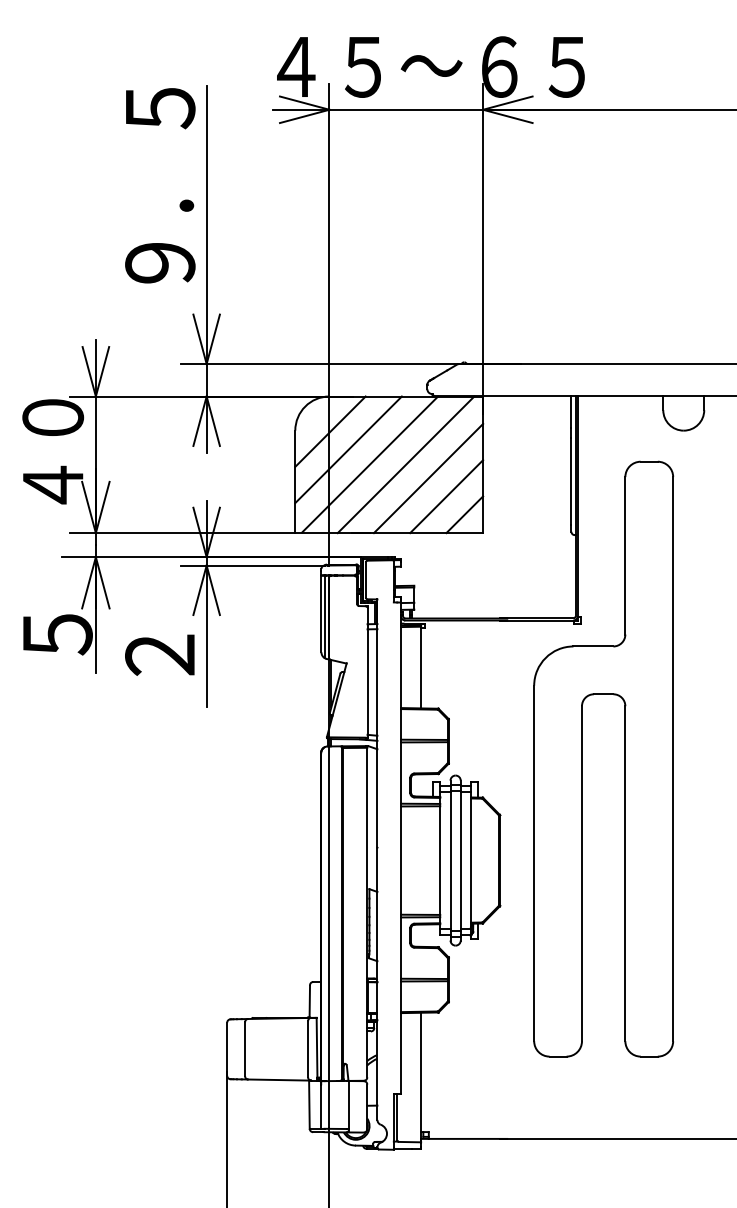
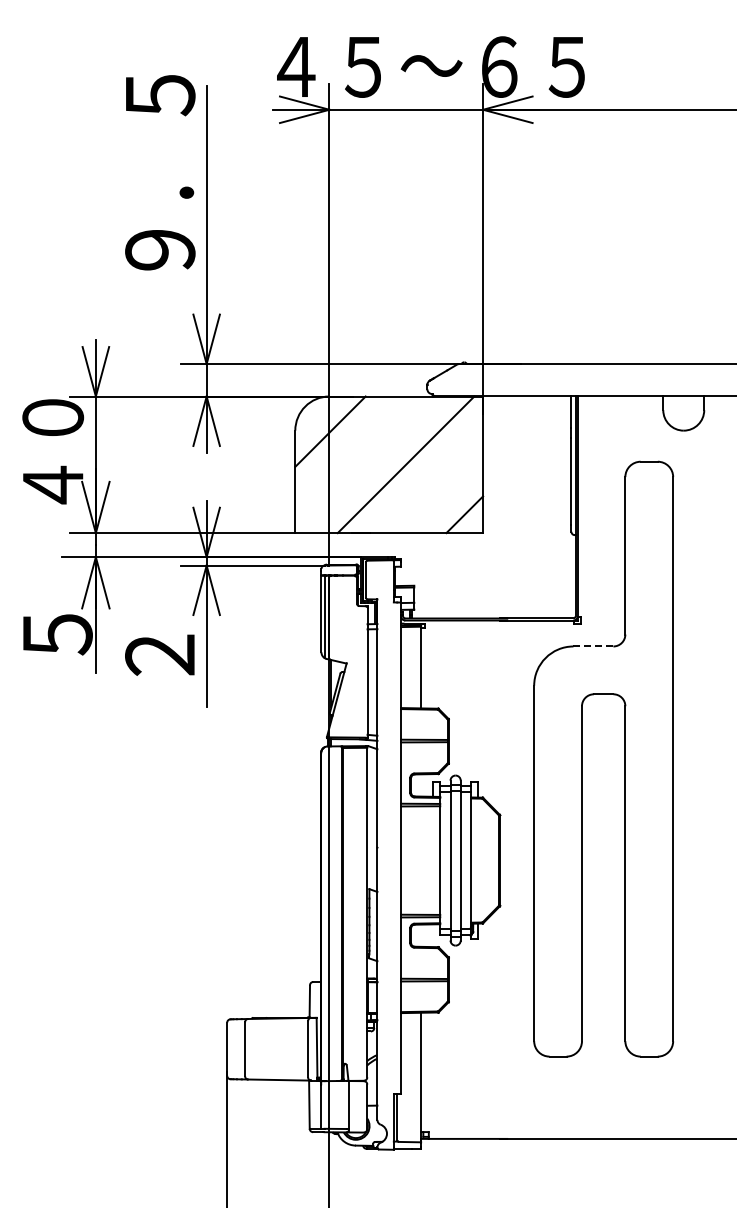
text position: (160, 185) -> (160, 172) (160, 172)
line: present -> none (348, 449)
line: present -> none (370, 464)
line: present -> none (428, 478)
line: present -> none (446, 496)
line: solid -> dashed (593, 646)
